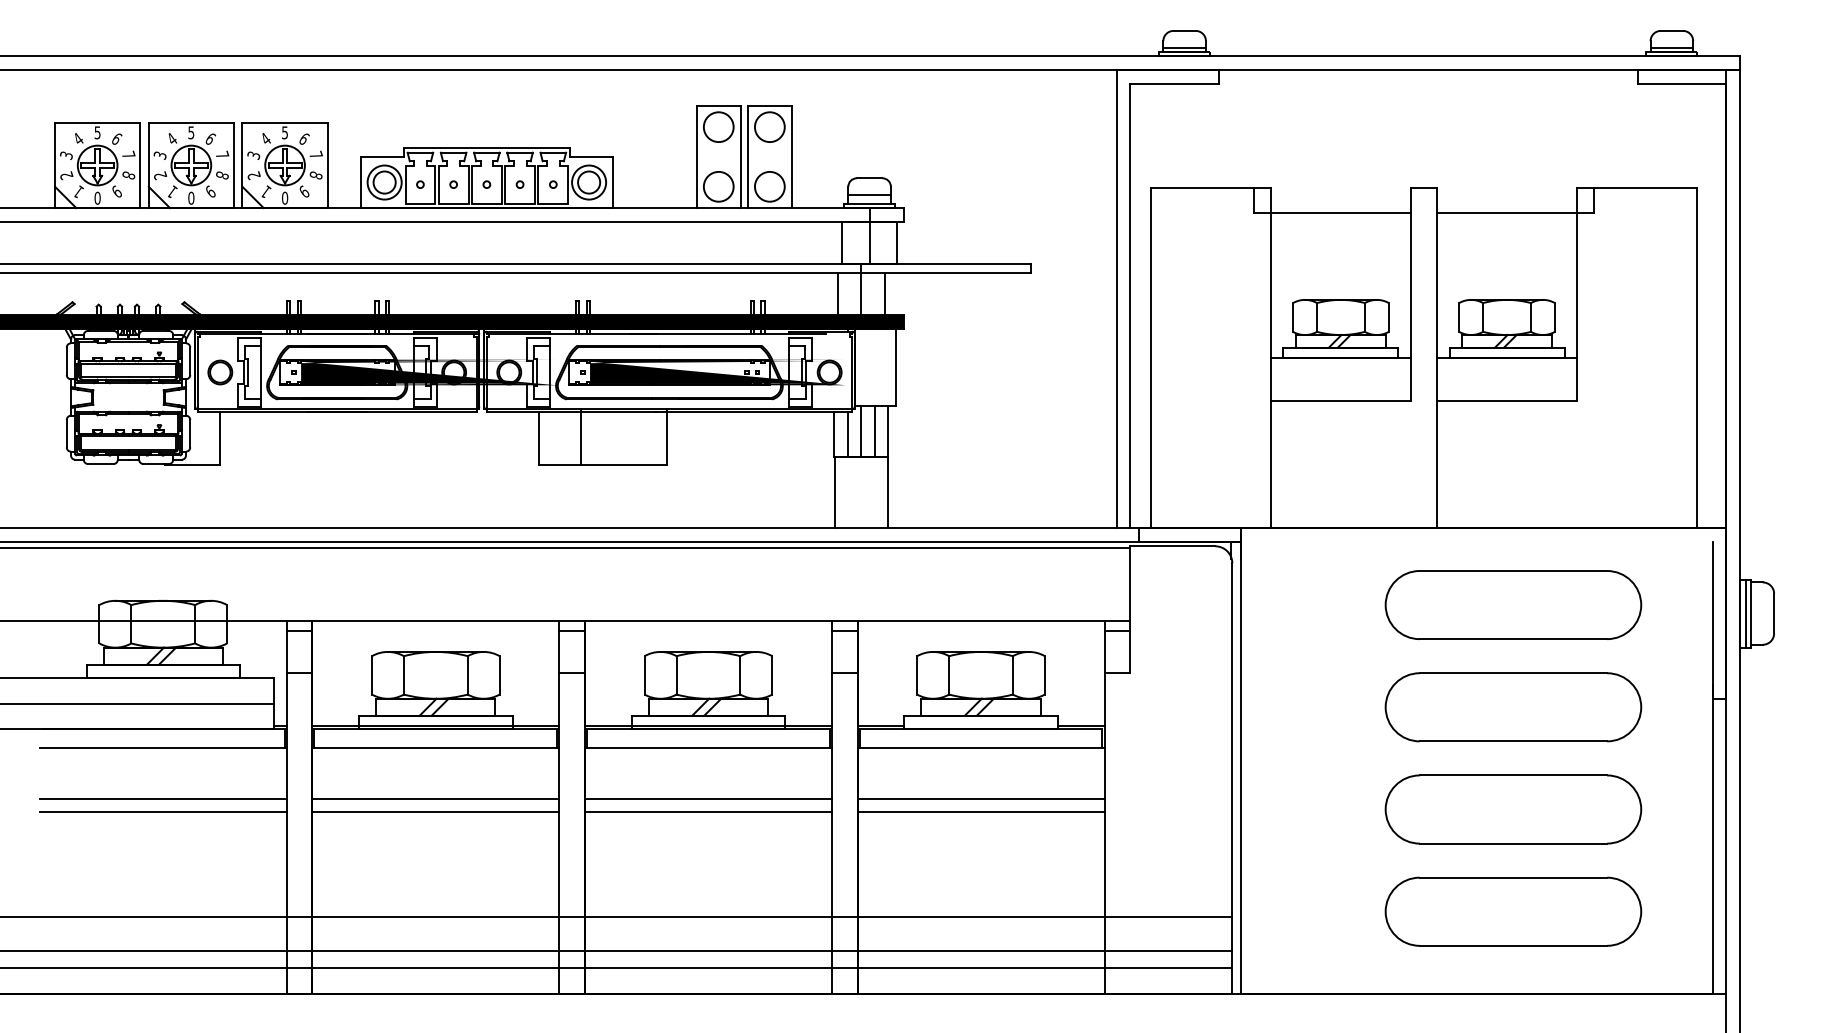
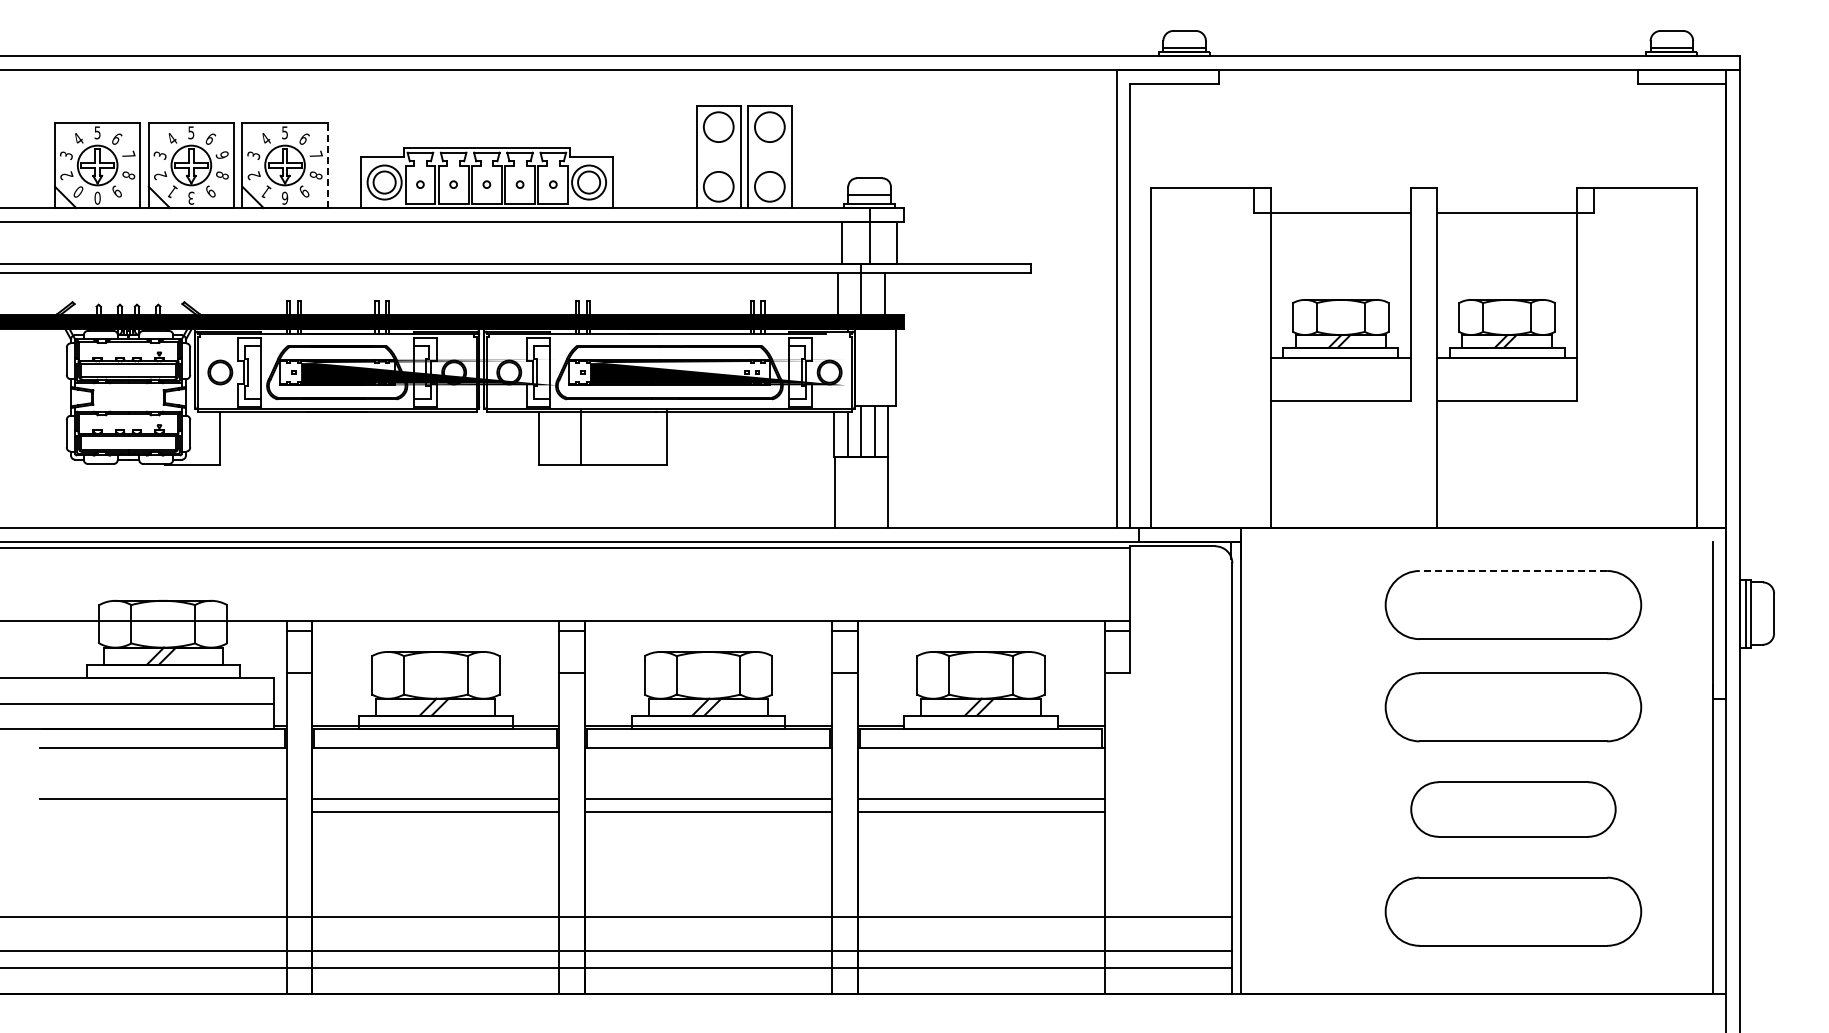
text: 7 -> 9 (222, 154)
line: solid -> dashed (327, 165)
text: 1 -> 0 (78, 191)
text: 0 -> 3 (191, 197)
text: 0 -> 6 (284, 198)
line: solid -> dashed (1513, 571)
part size: 259x71 px -> 207x57 px (1513, 809)
line: present -> none (162, 812)
